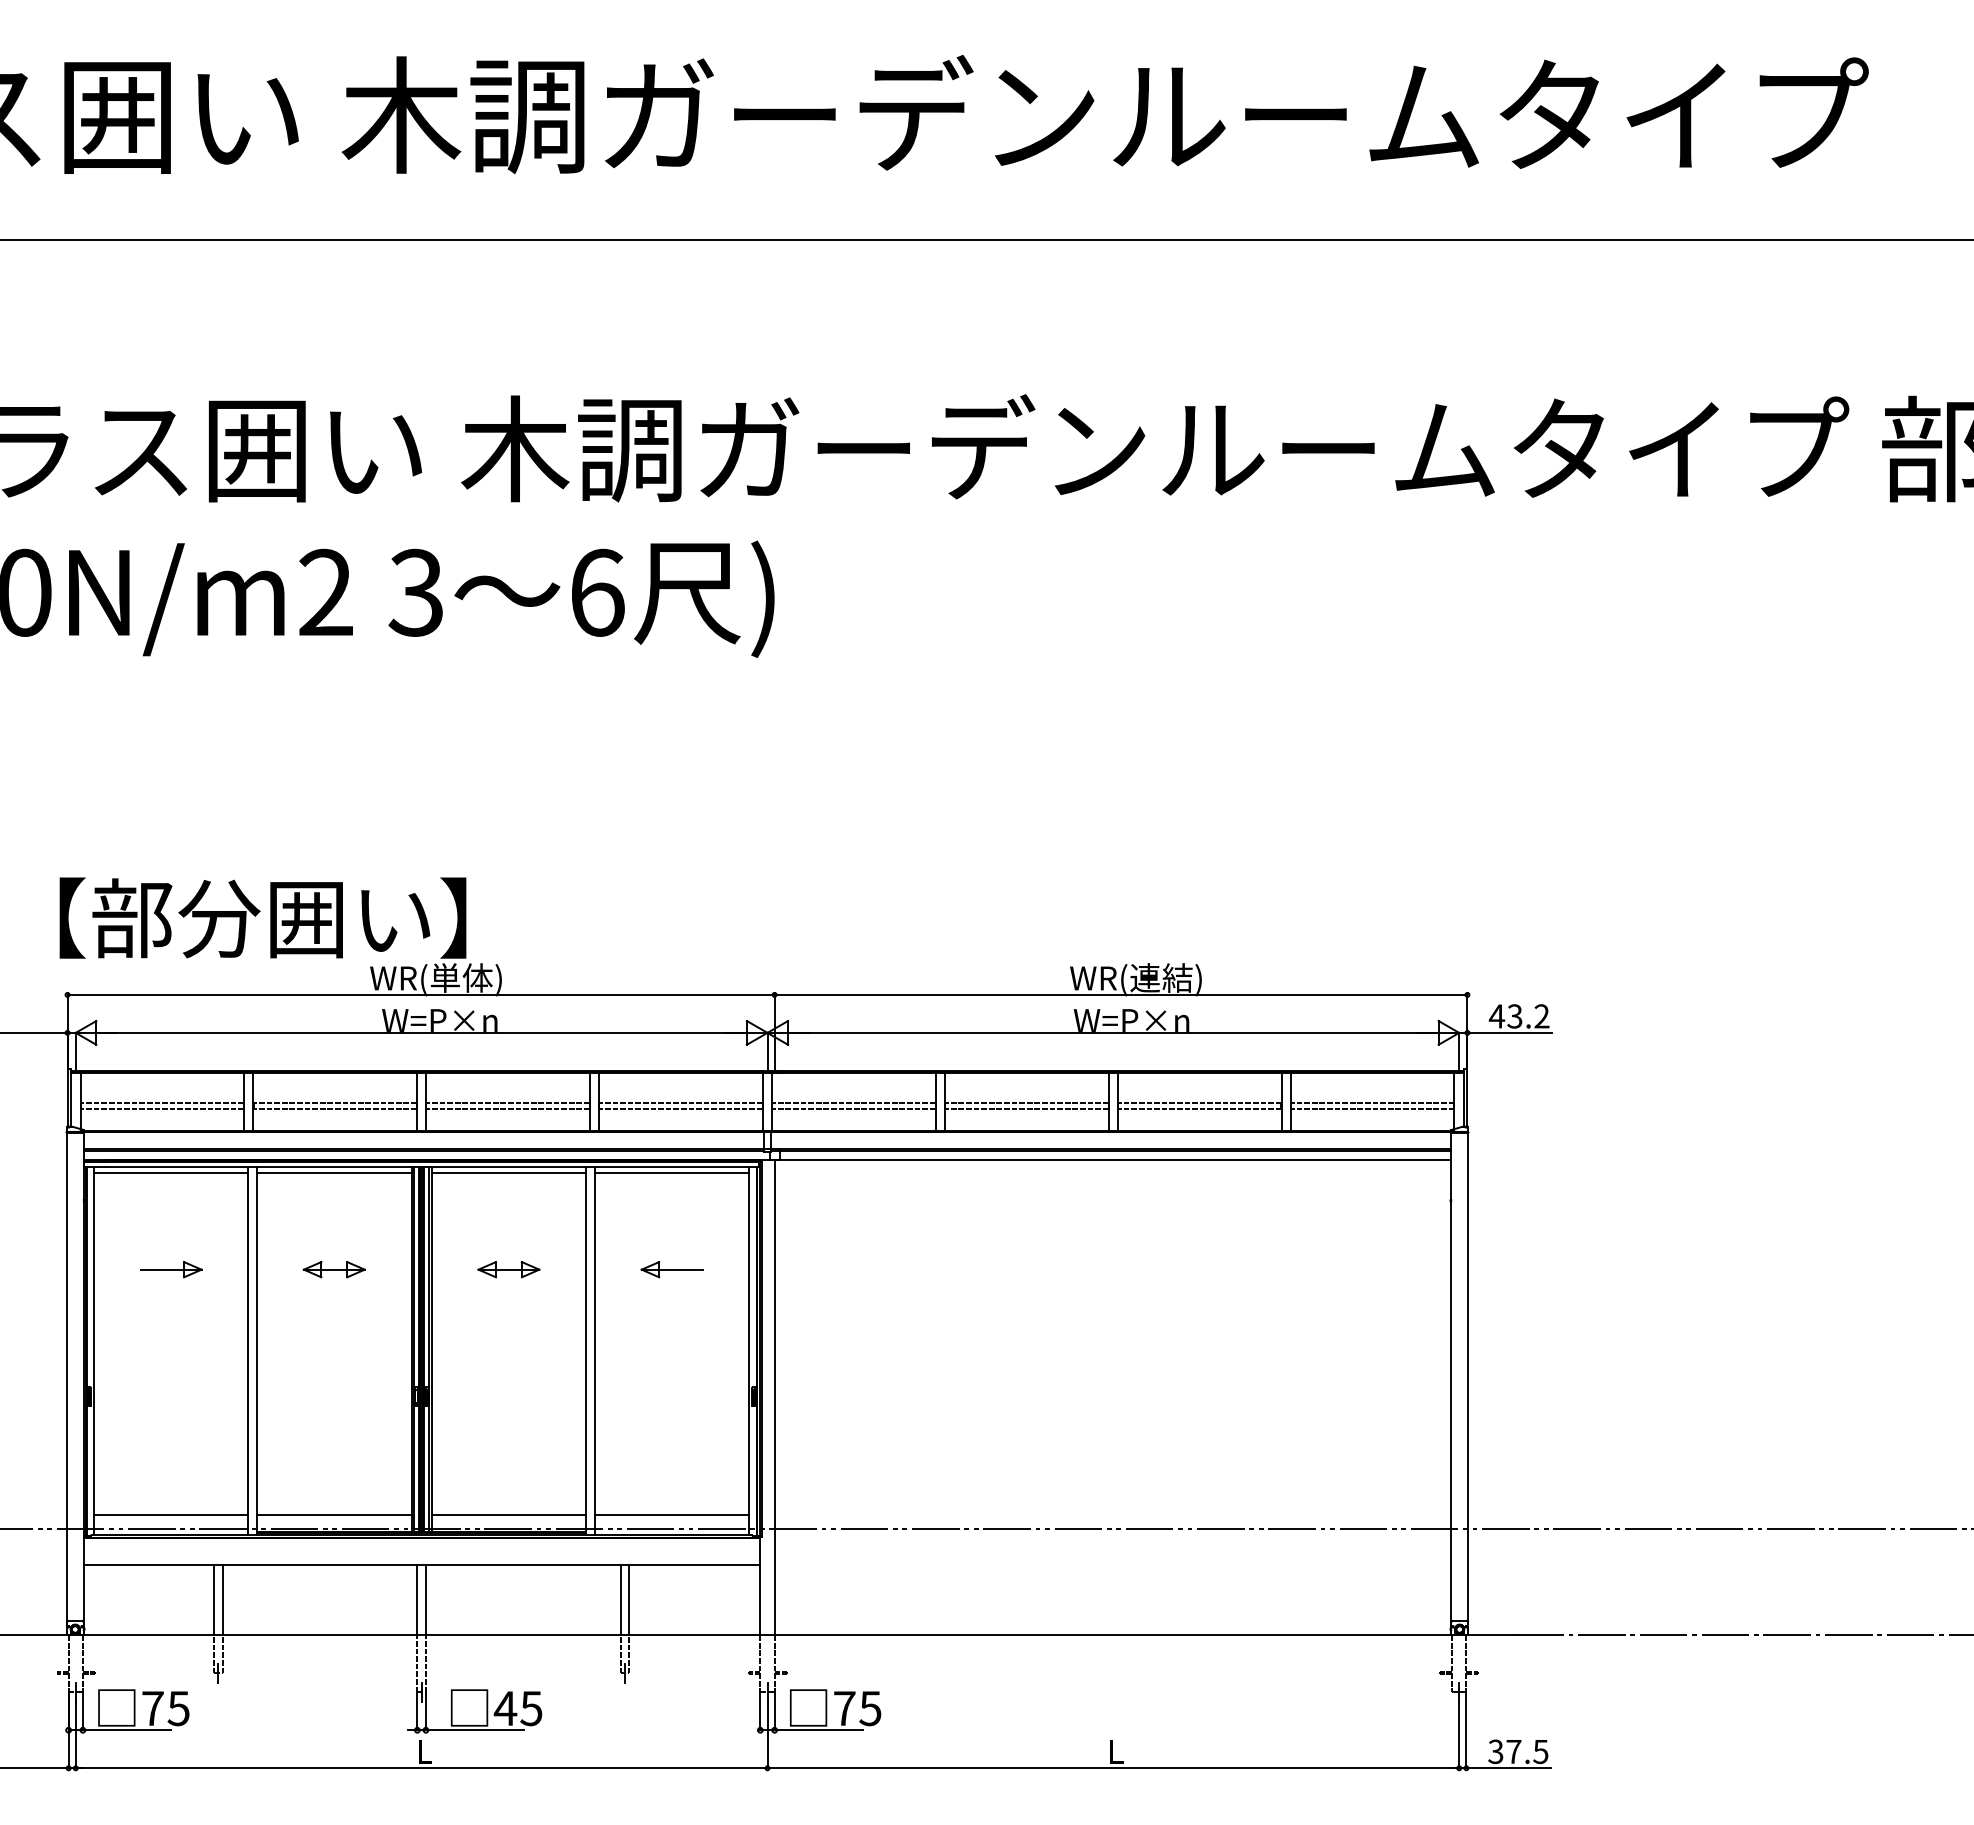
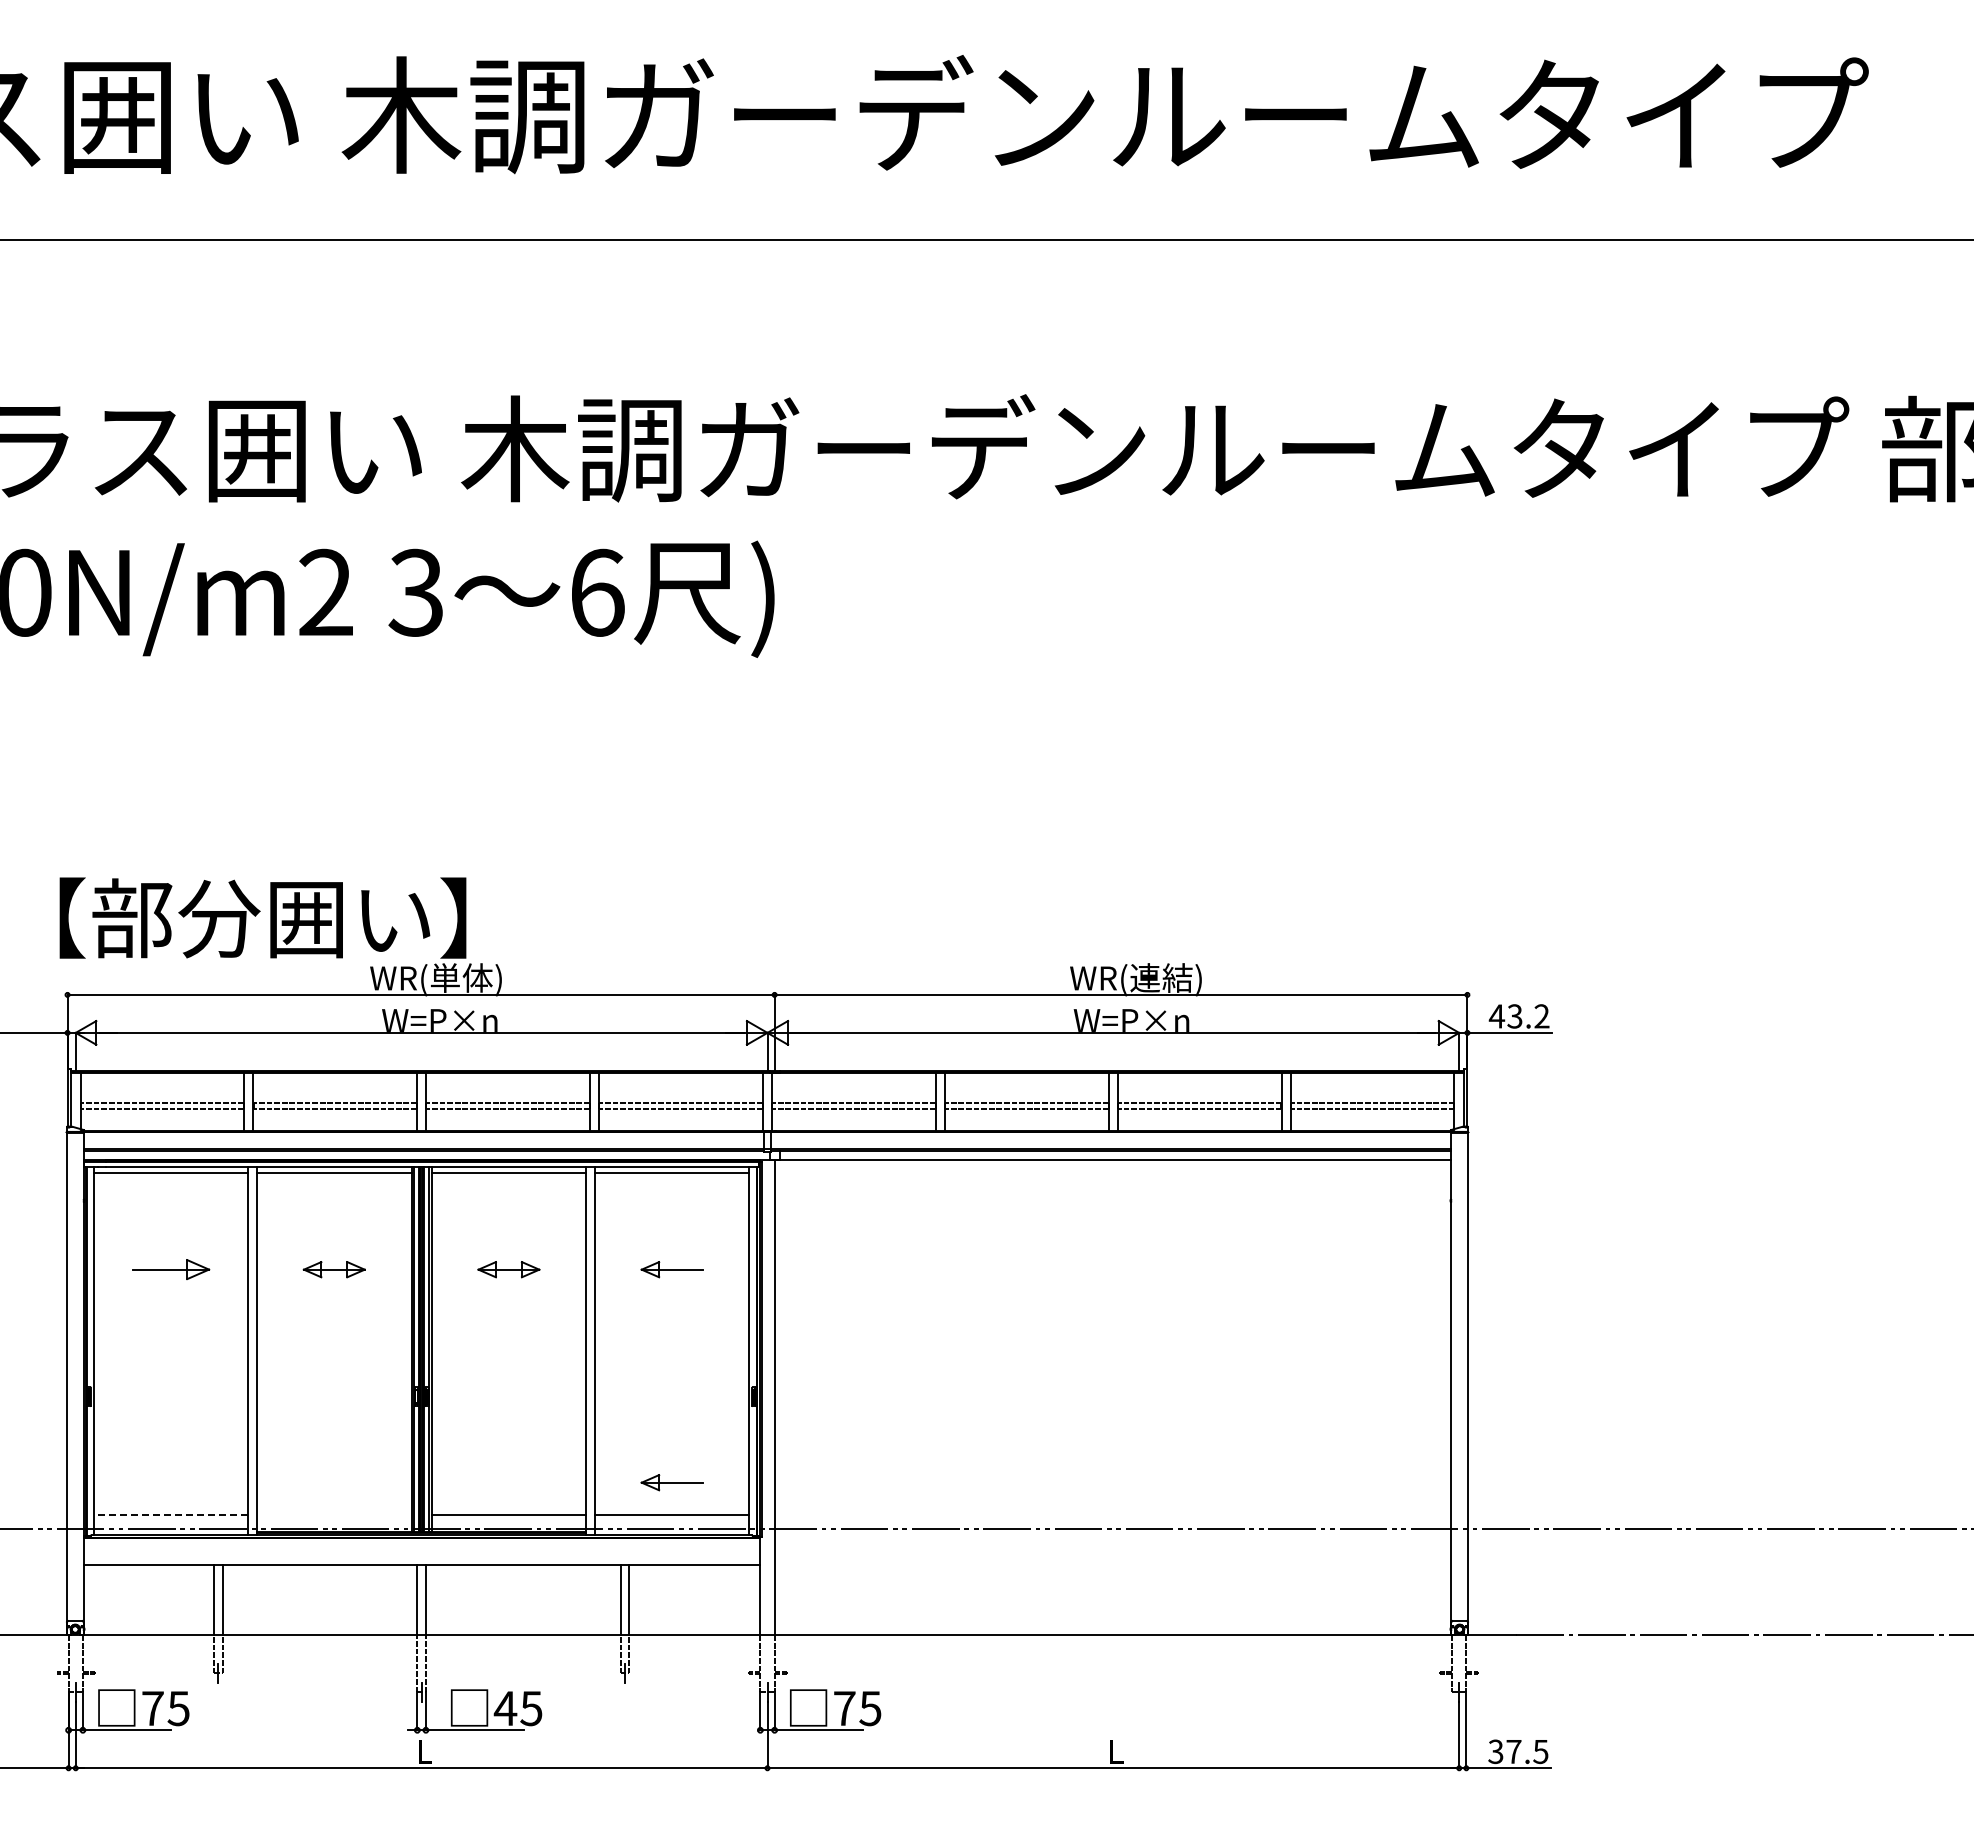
part size: 63x18 px -> 79x21 px (171, 1269)
part: none -> present (671, 1482)
line: solid -> dashed (170, 1514)
line: present -> none (334, 1514)
